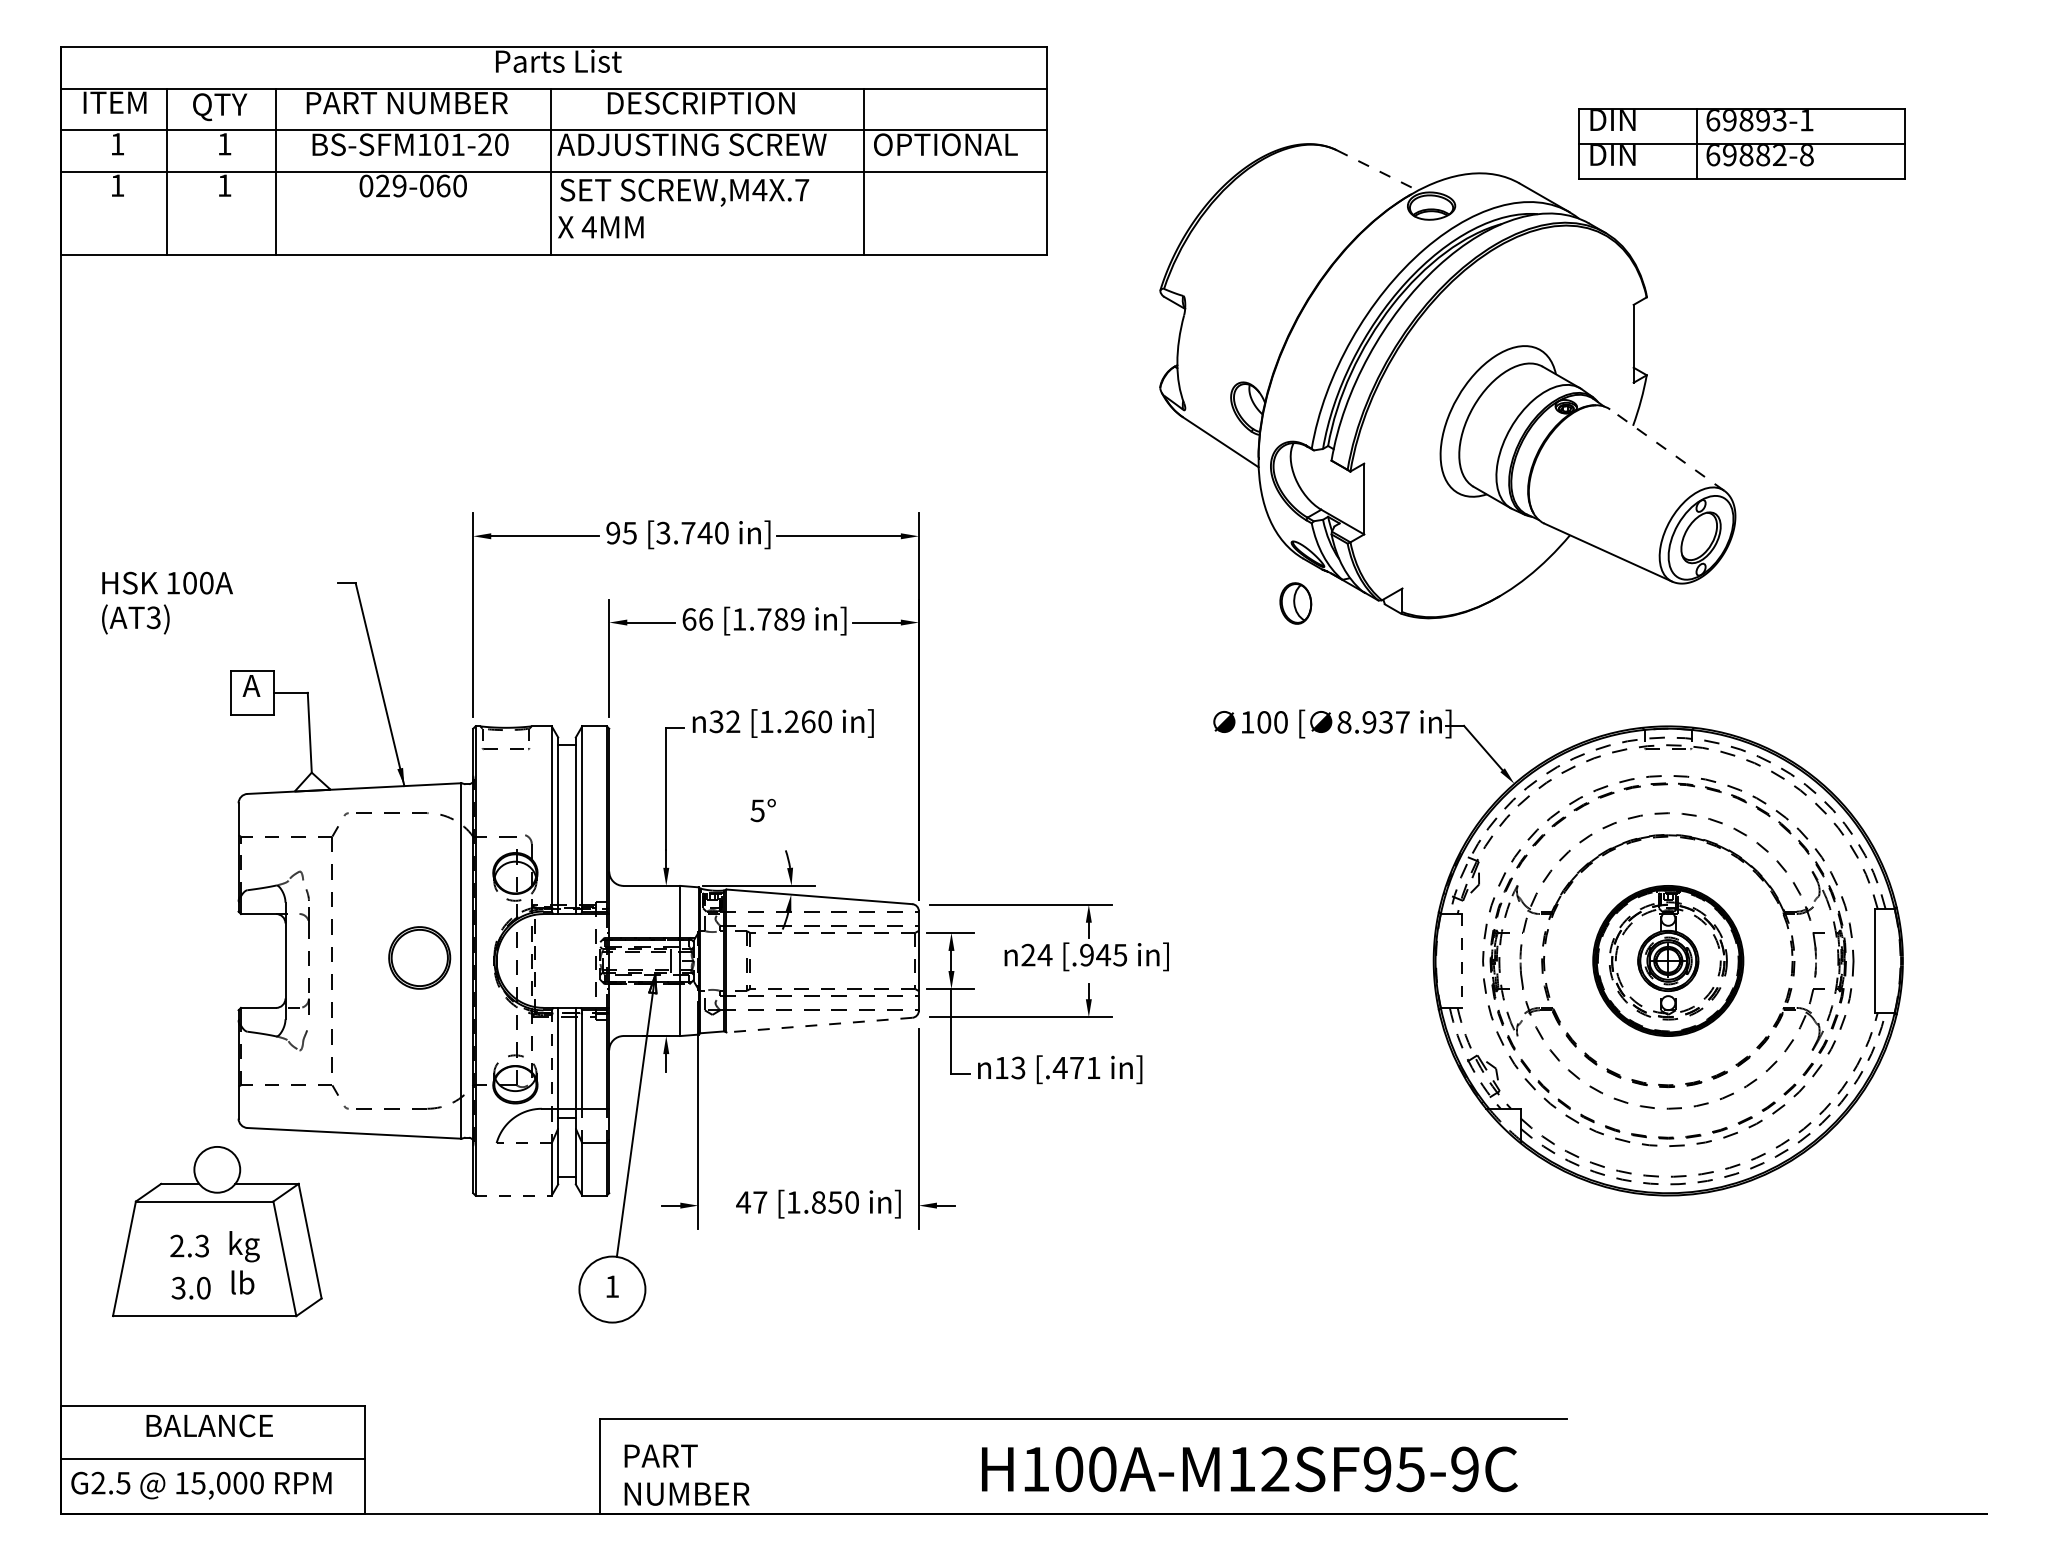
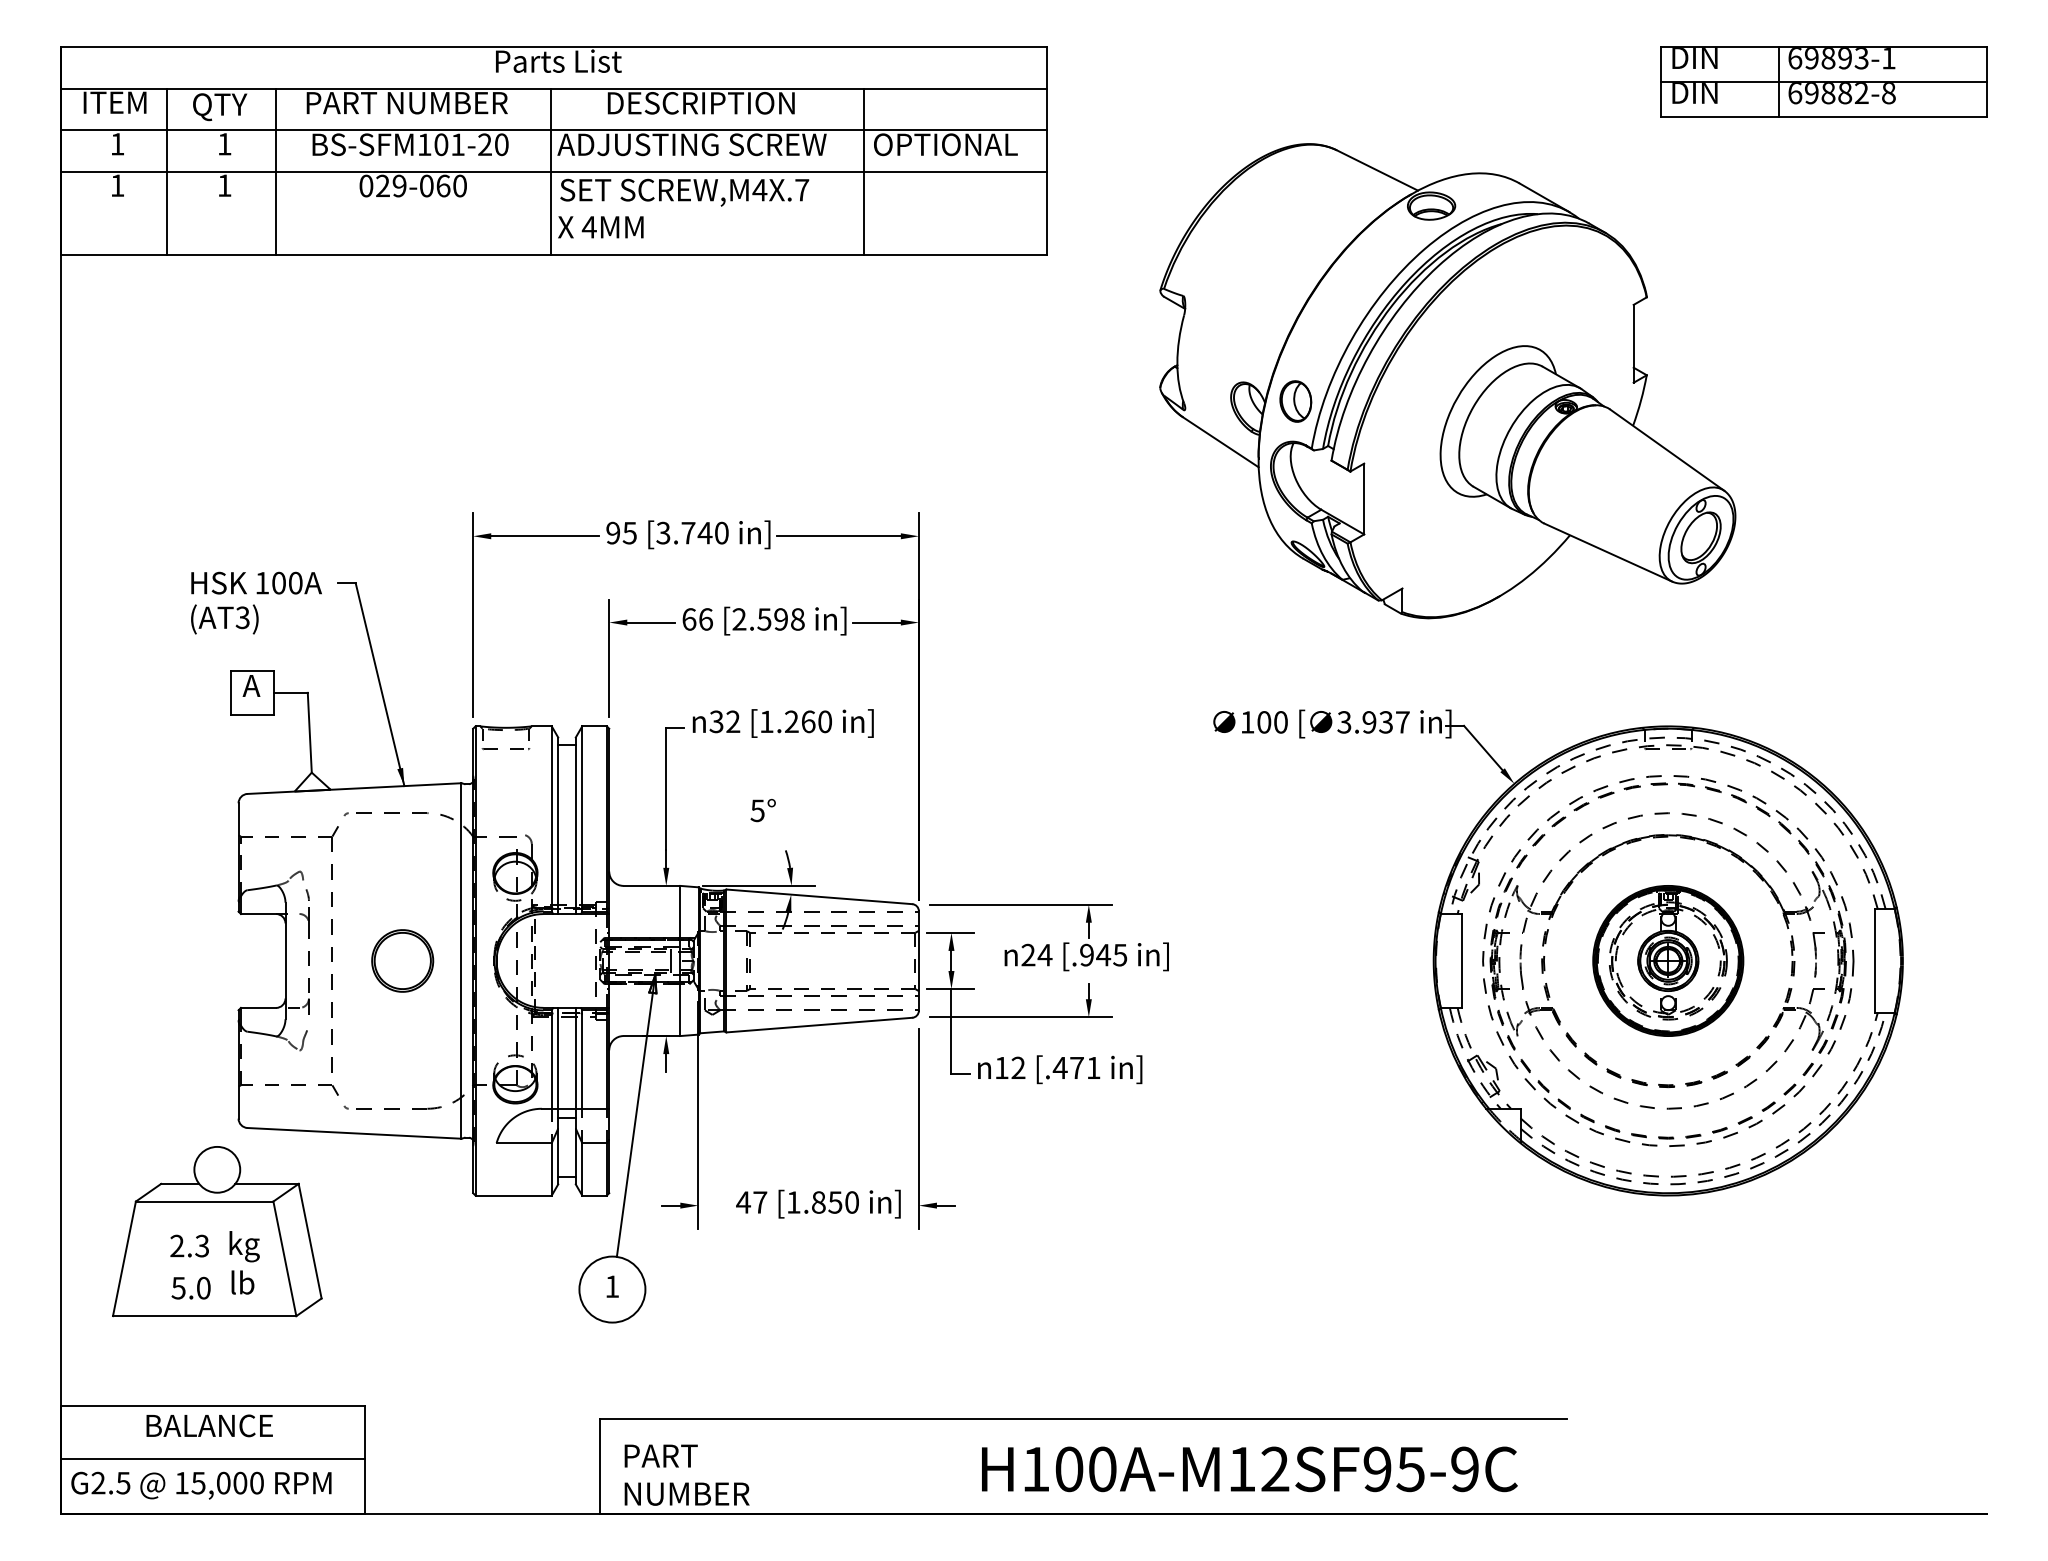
part position: (1741, 143) -> (1823, 81) (1823, 81)
line: dashed -> solid (1377, 170)
line: dashed -> solid (1666, 449)
text position: (167, 602) -> (256, 602) (256, 602)
part position: (1295, 603) -> (1295, 401) (1295, 401)
text: [1.789 -> [2.598 (768, 619)
text: 8.937 -> 3.937 (1344, 722)
part position: (419, 957) -> (402, 960) (402, 960)
line: dashed -> solid (1461, 960)
line: dashed -> solid (818, 1025)
line: dashed -> solid (551, 1060)
text: 13 -> 12 (1018, 1068)
line: dashed -> solid (524, 1143)
line: dashed -> solid (514, 1195)
text: 3.0 -> 5.0 (178, 1287)
